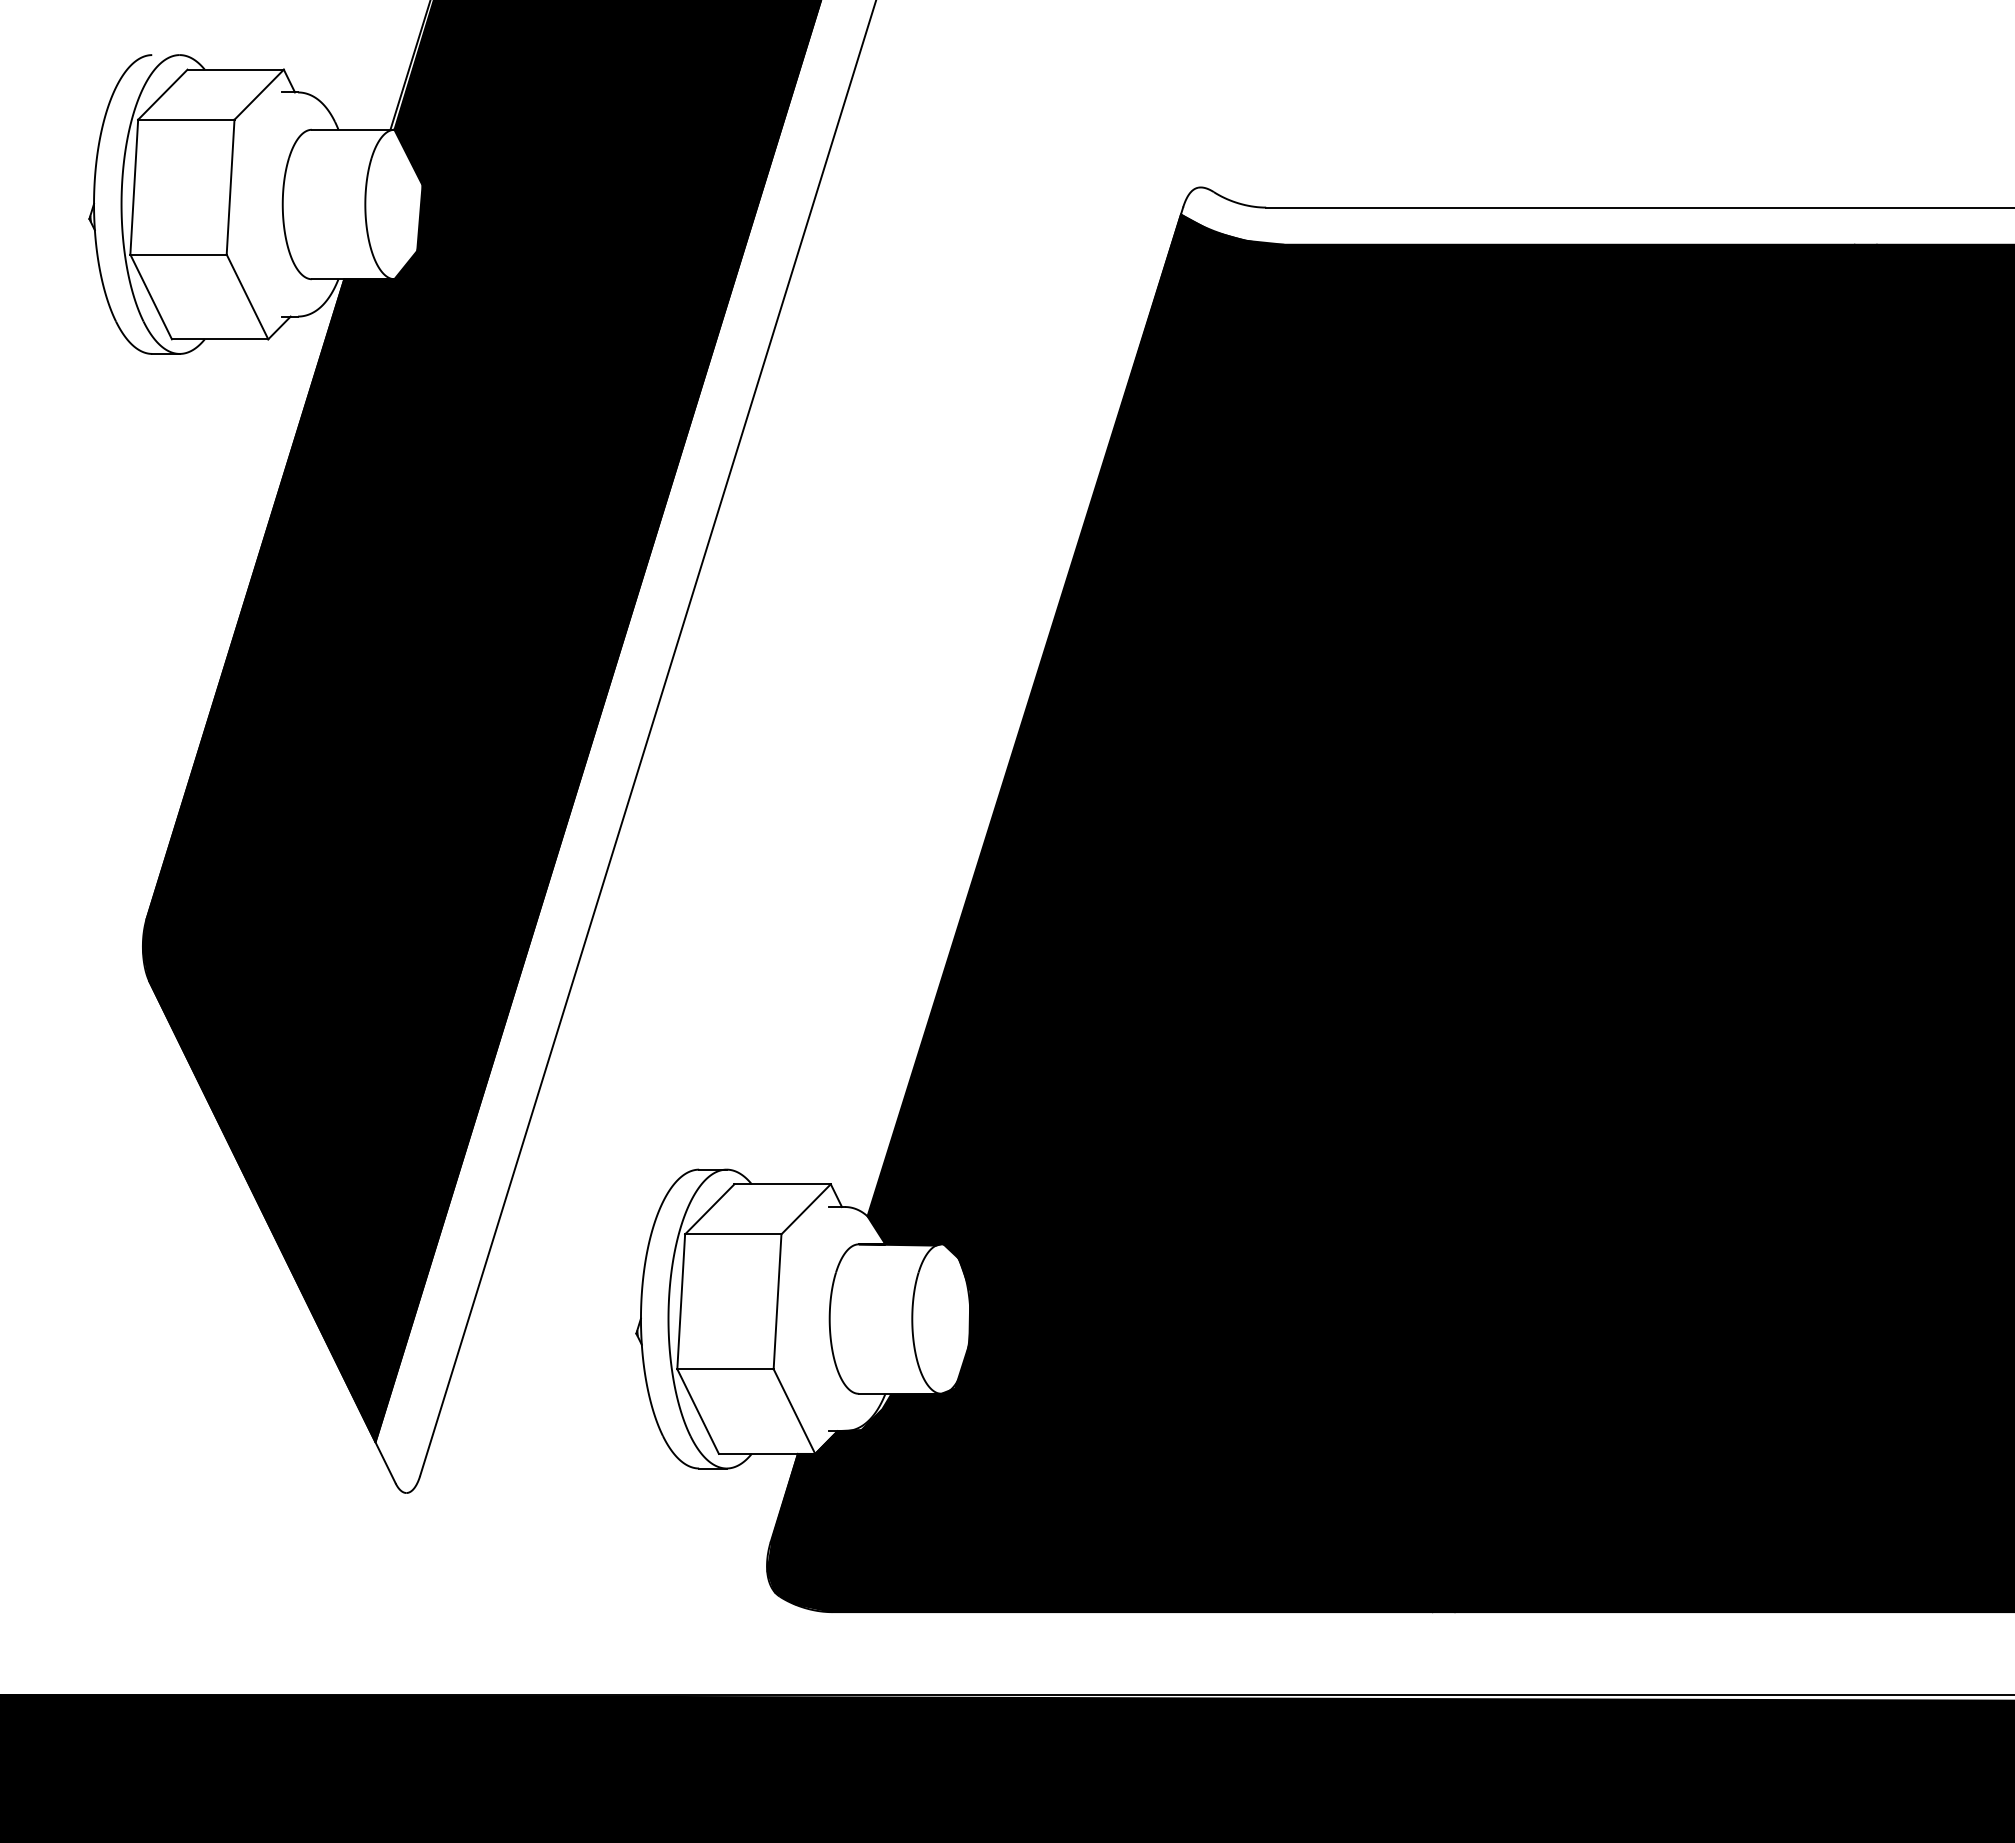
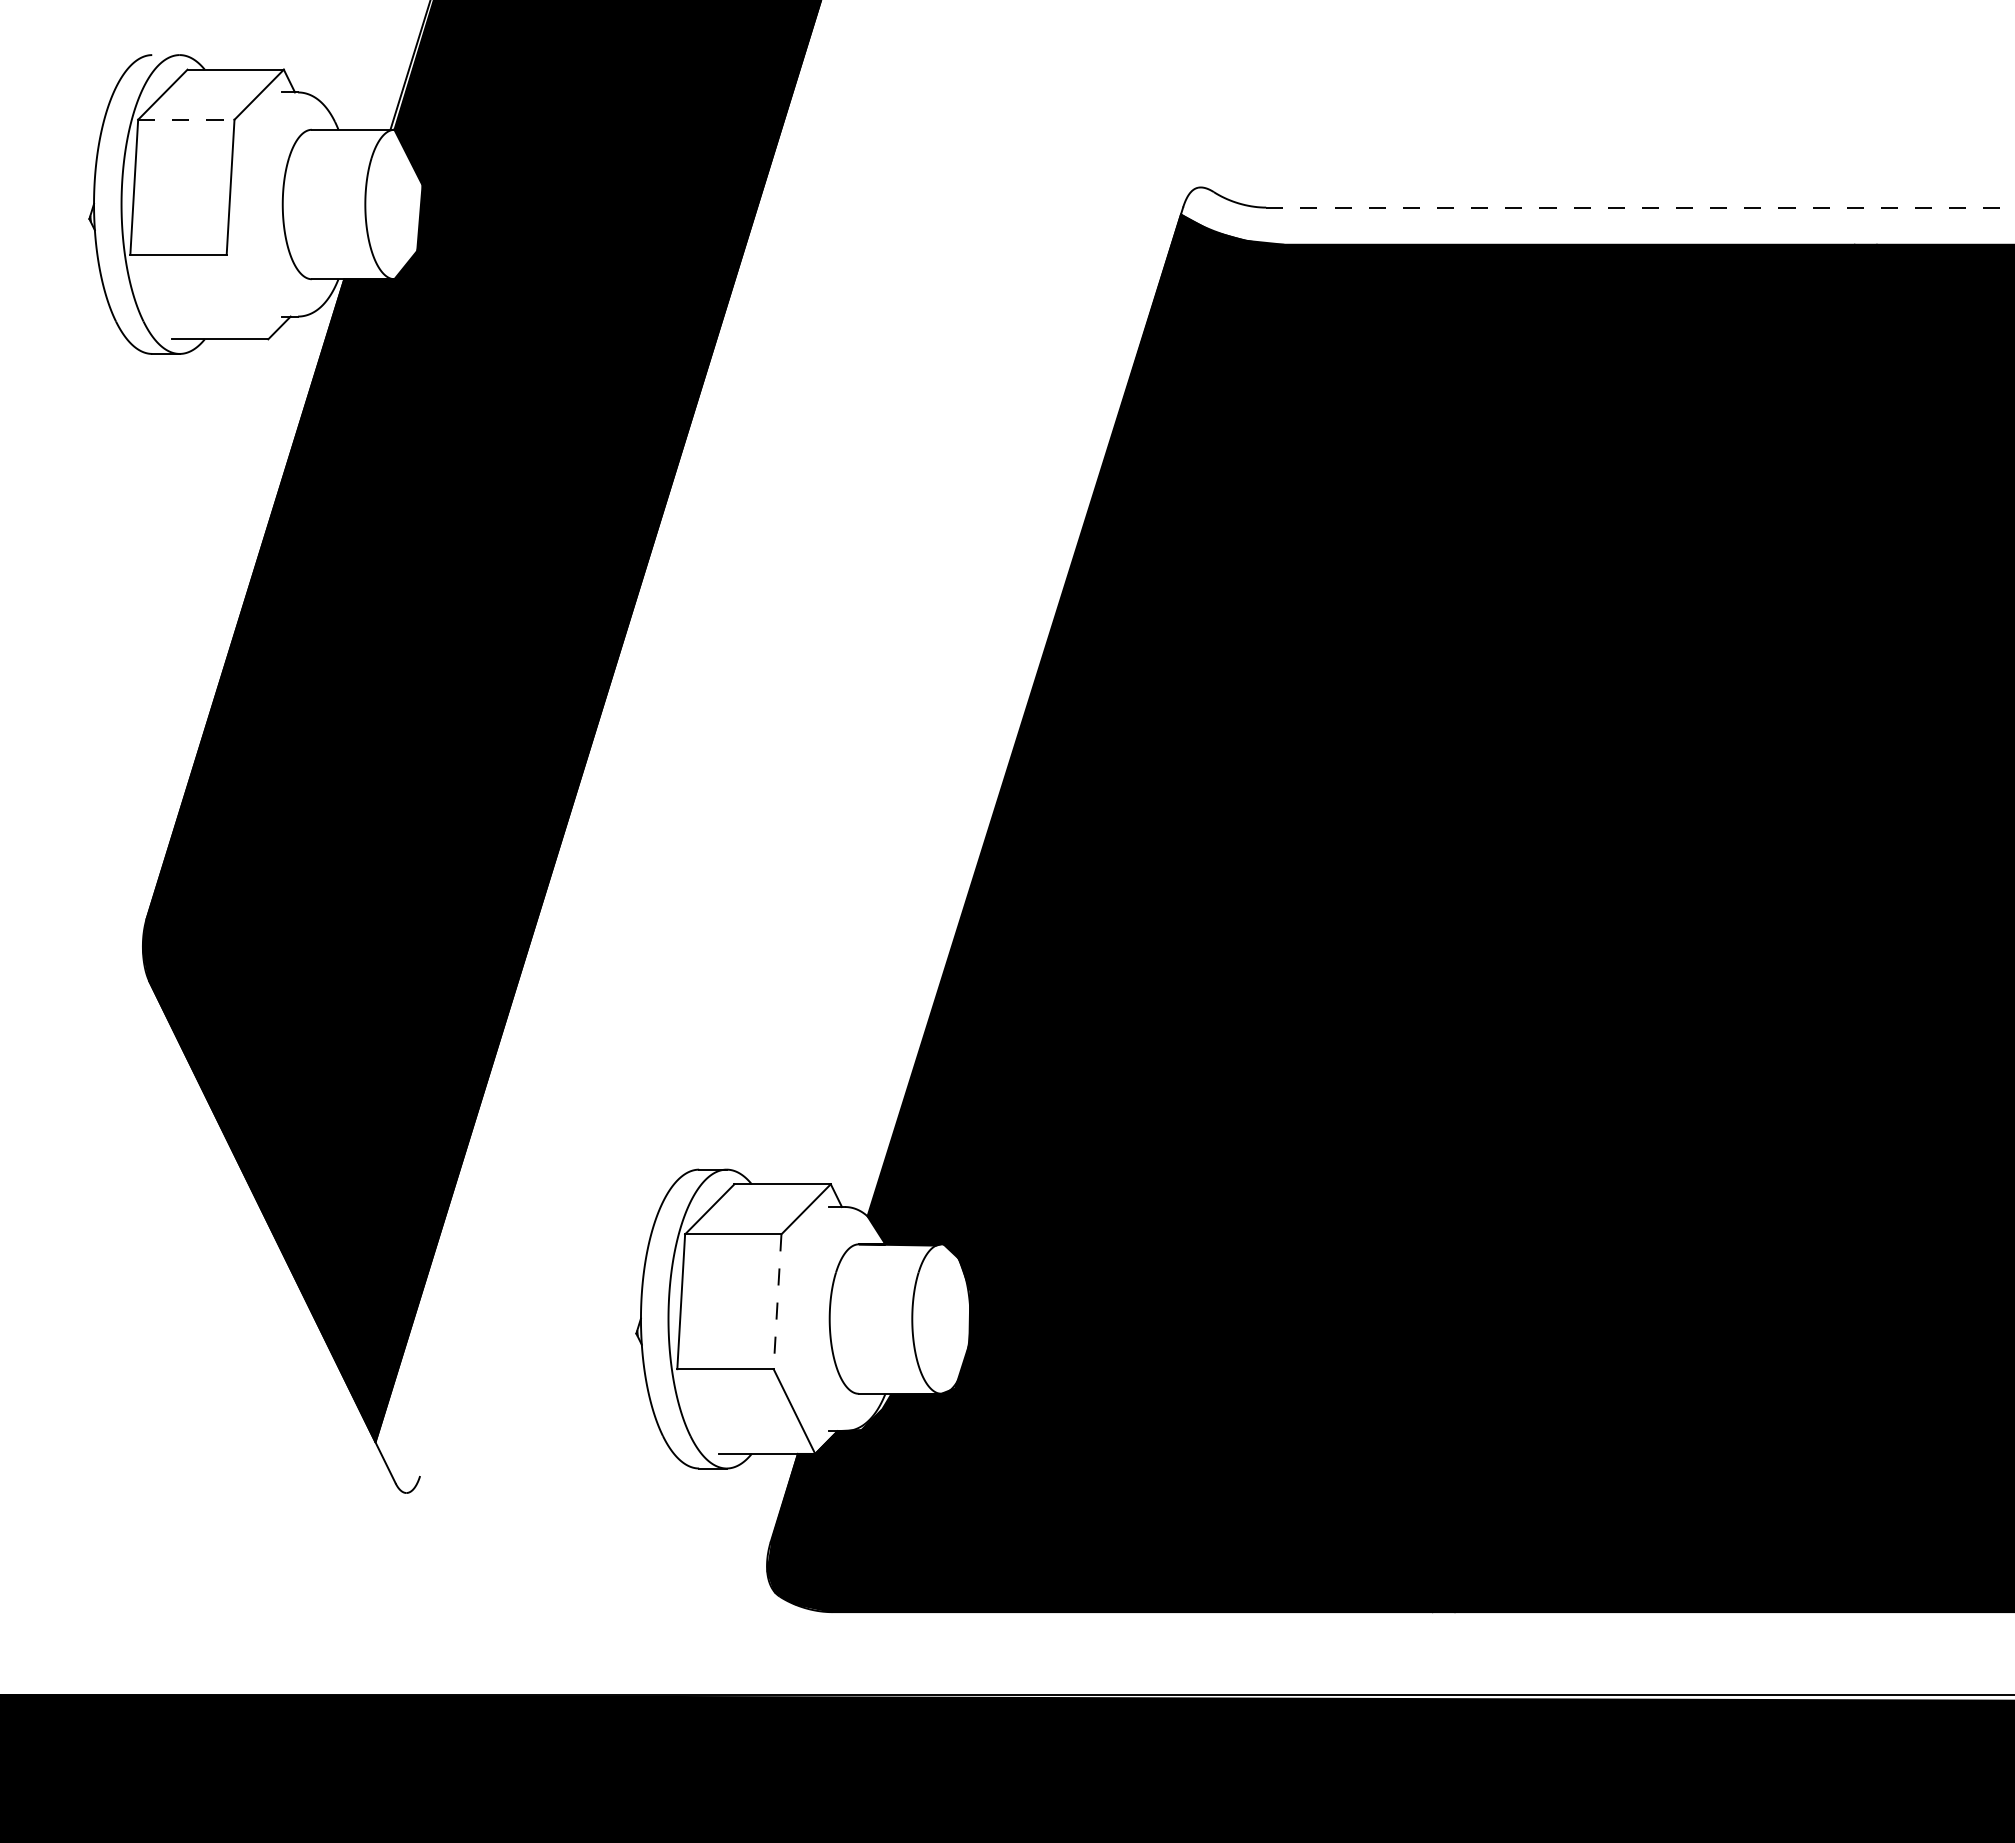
line: solid -> dashed (186, 119)
line: solid -> dashed (1641, 207)
line: present -> none (150, 296)
line: present -> none (247, 296)
line: present -> none (647, 739)
line: solid -> dashed (777, 1301)
line: present -> none (697, 1411)
